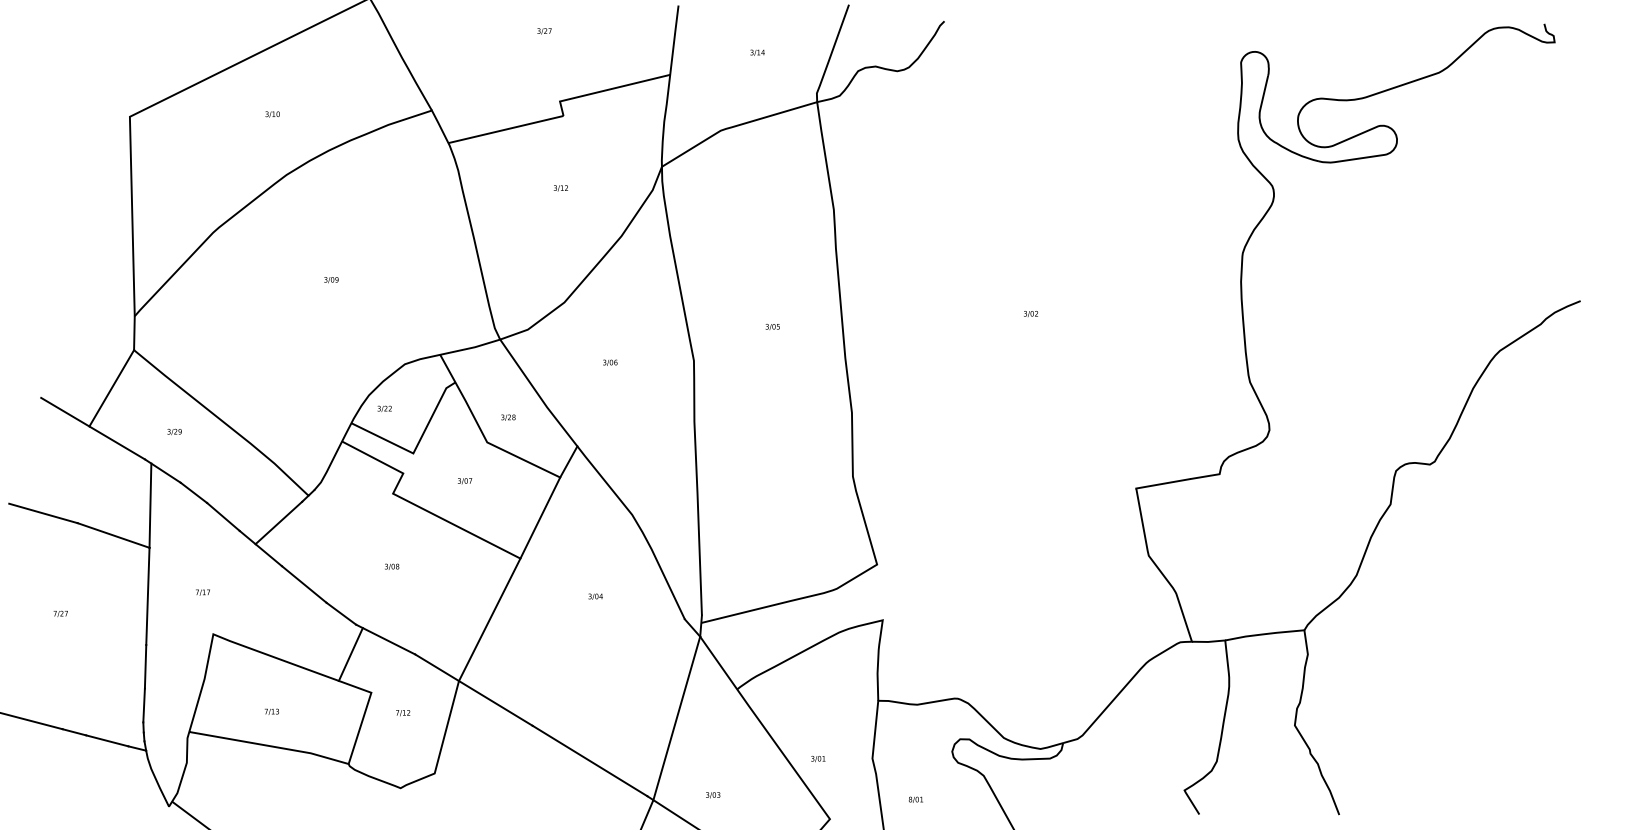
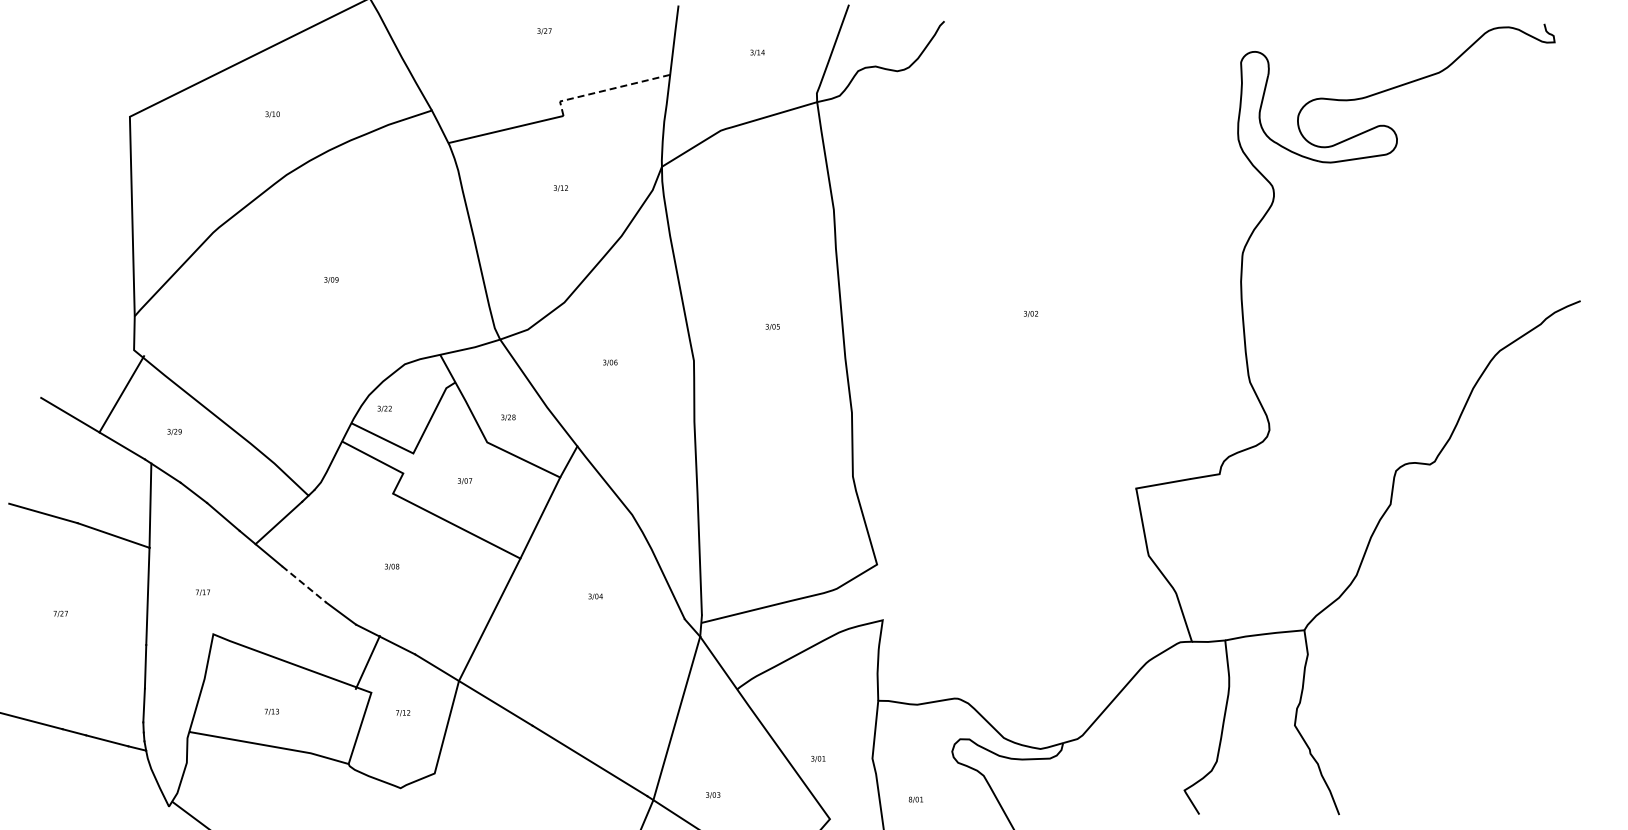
line: solid -> dashed (607, 90)
line position: (111, 388) -> (121, 394) (121, 394)
line: solid -> dashed (304, 584)
line position: (350, 654) -> (367, 662) (367, 662)
